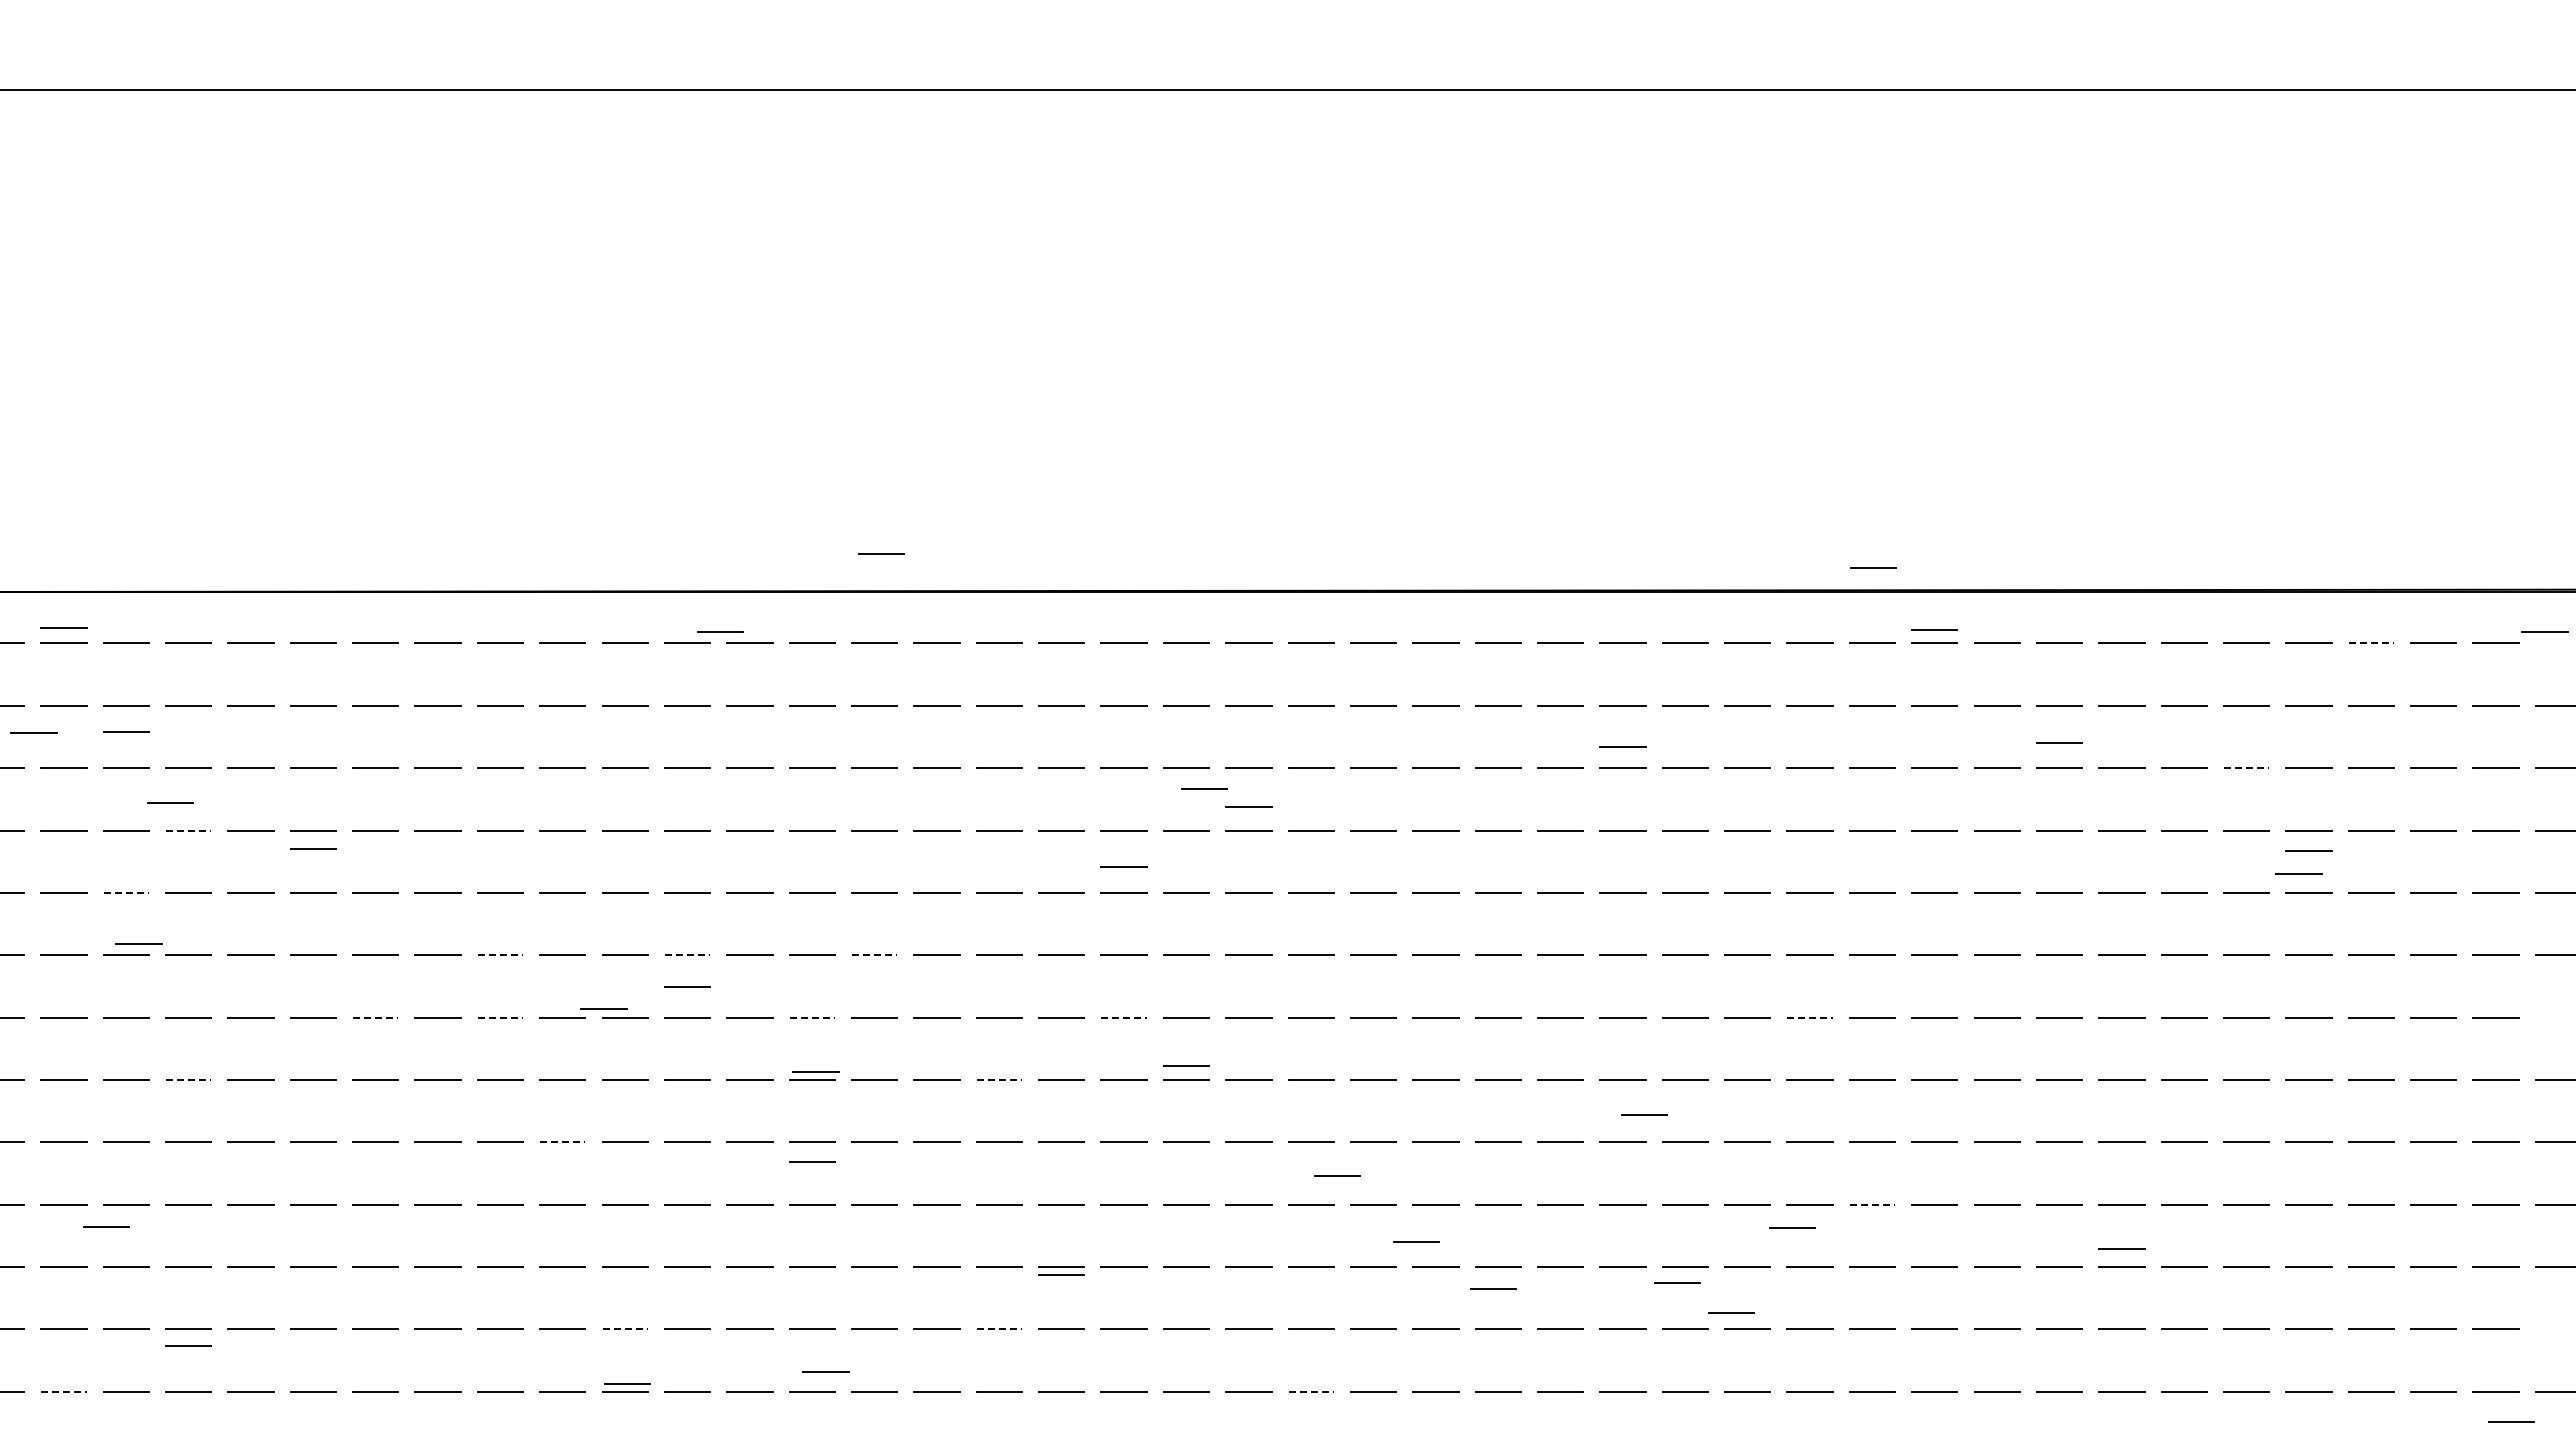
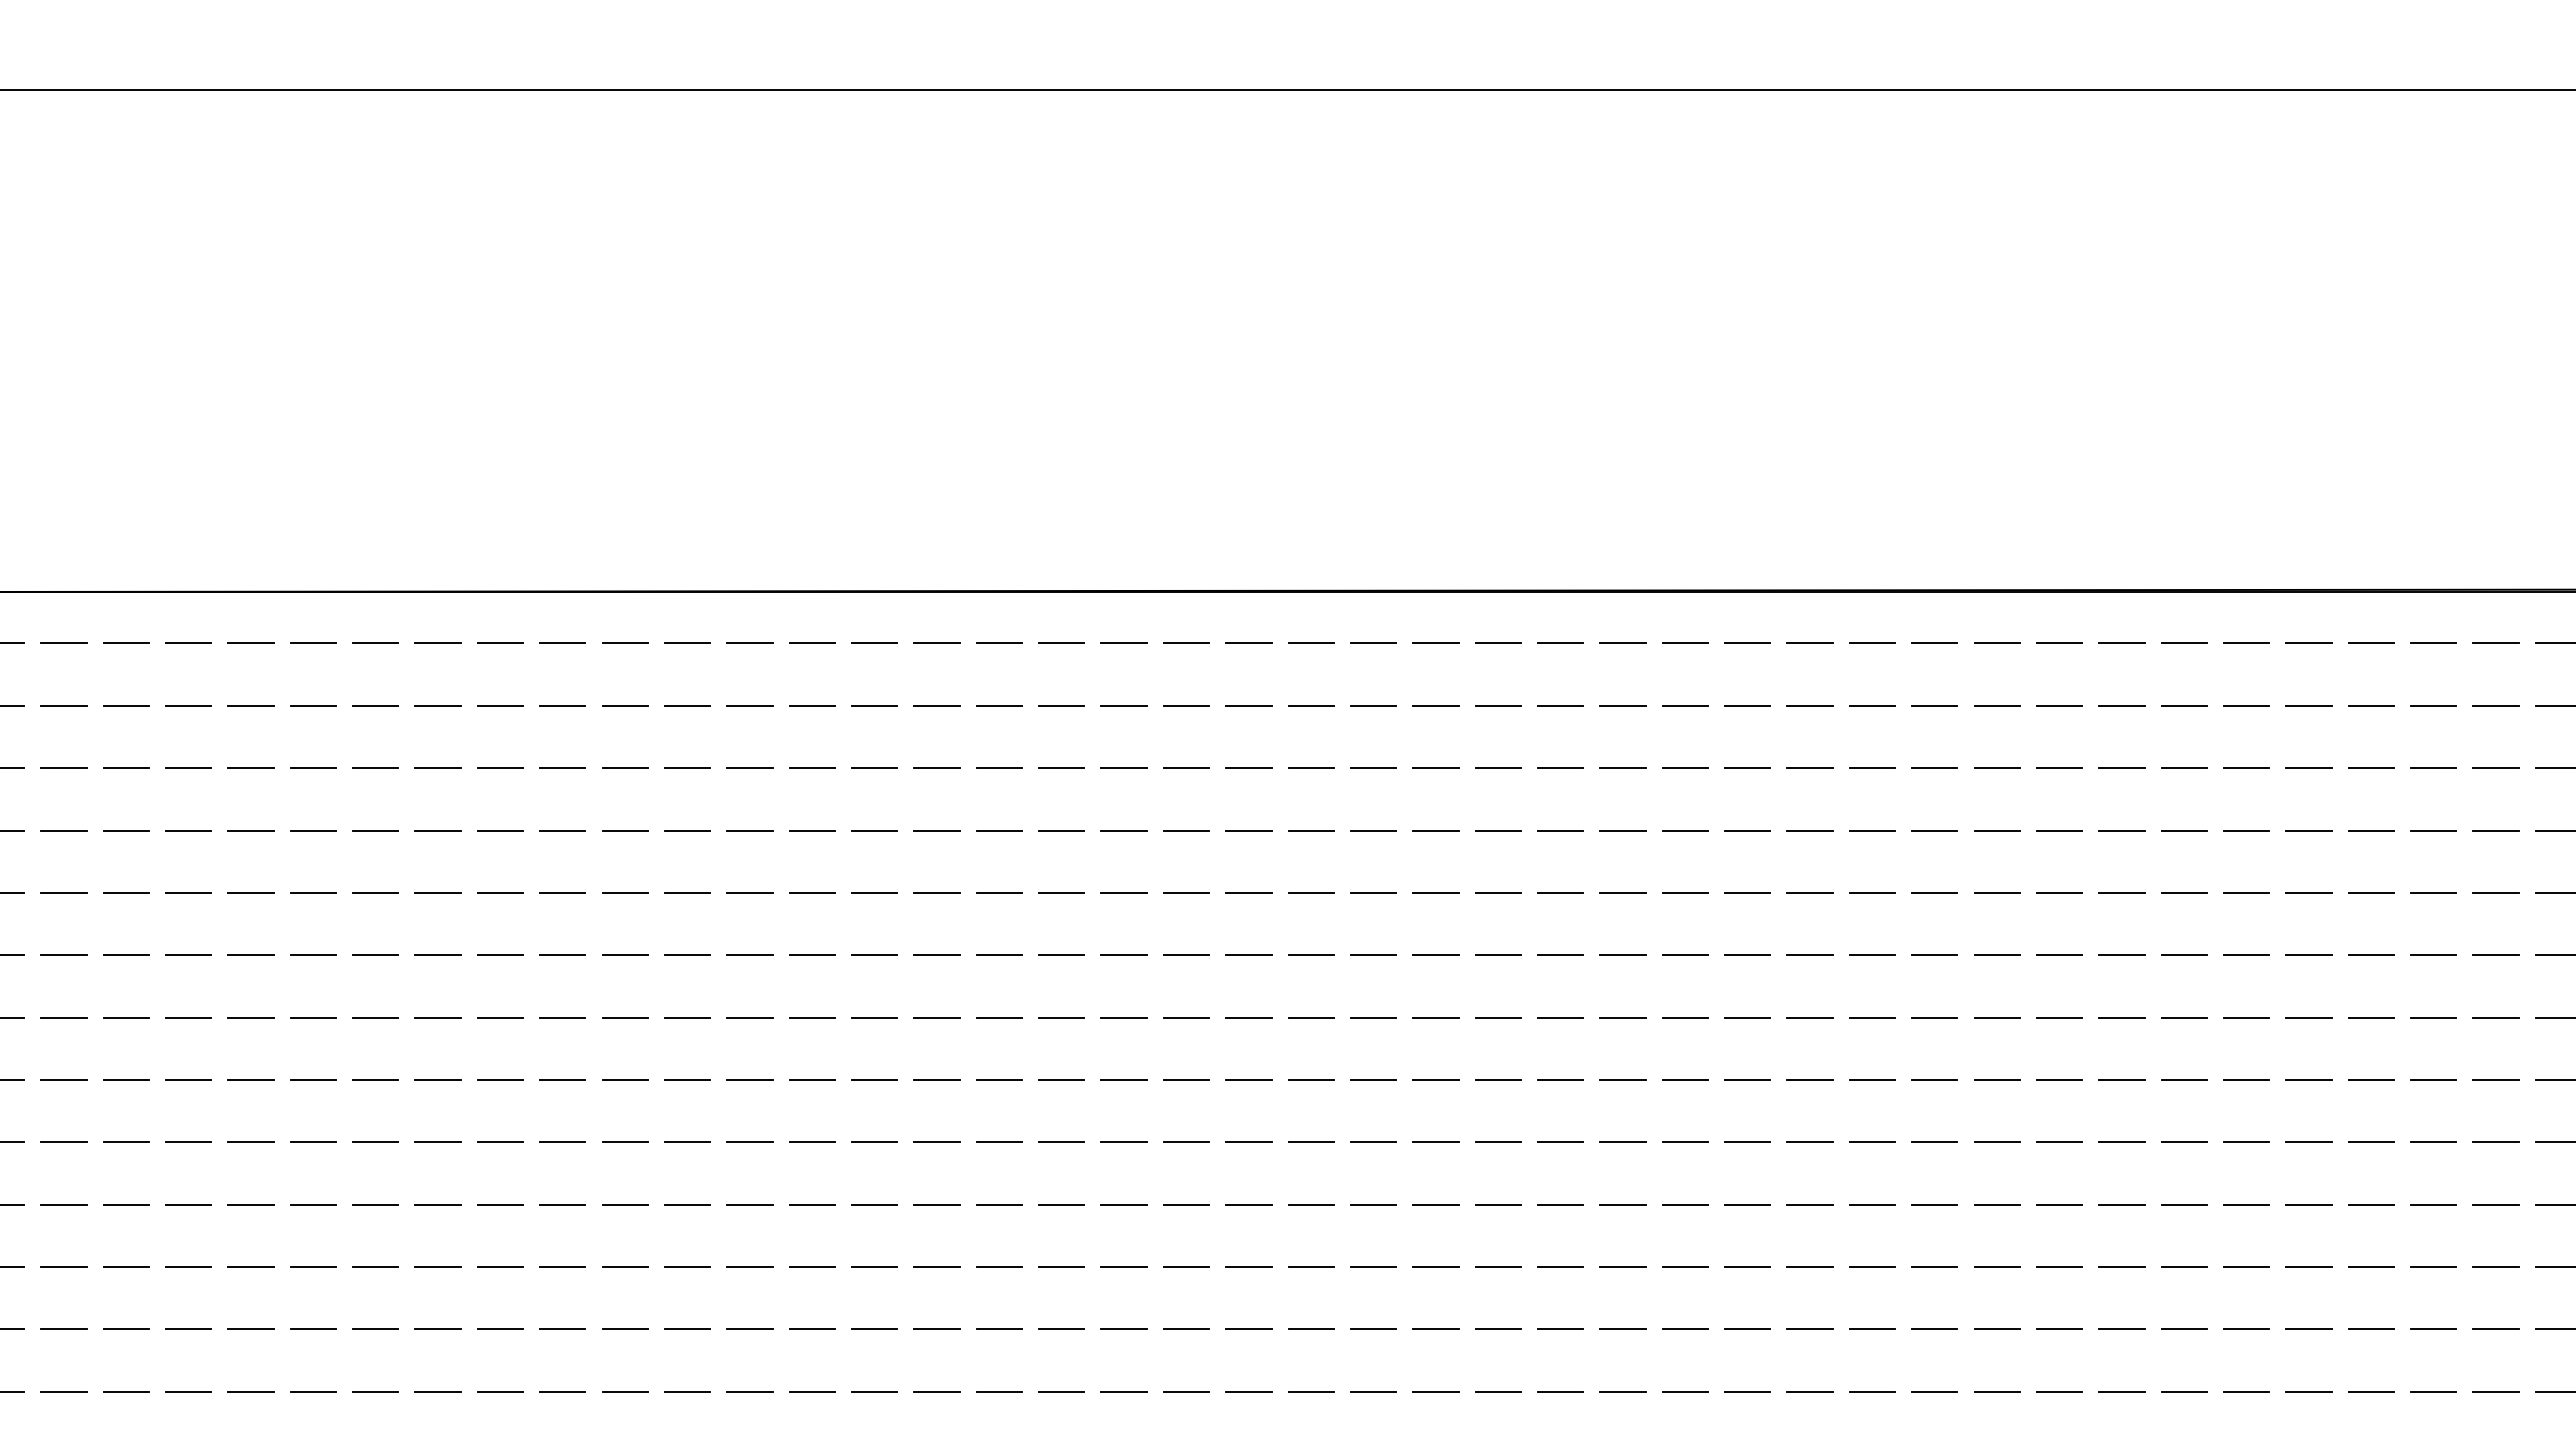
line: present -> none (881, 553)
line: present -> none (1873, 567)
line: present -> none (63, 627)
line: present -> none (1934, 629)
line: present -> none (720, 631)
line: present -> none (2544, 631)
line: dashed -> solid (2371, 643)
line: none -> present (2553, 643)
line: present -> none (126, 731)
line: present -> none (33, 732)
line: present -> none (2059, 742)
line: present -> none (1622, 746)
line: dashed -> solid (2246, 768)
line: present -> none (1204, 788)
line: present -> none (170, 802)
line: present -> none (1248, 806)
line: dashed -> solid (188, 830)
line: present -> none (313, 848)
line: present -> none (2308, 850)
line: present -> none (1123, 866)
line: present -> none (2298, 873)
line: dashed -> solid (126, 892)
line: present -> none (138, 943)
line: dashed -> solid (500, 955)
line: dashed -> solid (687, 955)
line: dashed -> solid (874, 955)
line: present -> none (687, 986)
line: present -> none (603, 1008)
line: dashed -> solid (375, 1017)
line: dashed -> solid (500, 1017)
line: dashed -> solid (812, 1017)
line: dashed -> solid (1124, 1017)
line: dashed -> solid (1810, 1017)
line: none -> present (2553, 1017)
line: present -> none (1186, 1065)
line: present -> none (815, 1071)
line: dashed -> solid (188, 1079)
line: dashed -> solid (999, 1079)
line: present -> none (1644, 1114)
line: dashed -> solid (562, 1142)
line: present -> none (812, 1161)
line: present -> none (1337, 1175)
line: dashed -> solid (1872, 1204)
line: present -> none (106, 1226)
line: present -> none (1792, 1227)
line: present -> none (1416, 1241)
line: present -> none (2121, 1248)
line: present -> none (1061, 1274)
line: present -> none (1677, 1282)
line: present -> none (1493, 1288)
line: present -> none (1731, 1312)
line: dashed -> solid (625, 1329)
line: dashed -> solid (999, 1329)
line: none -> present (2553, 1329)
line: present -> none (188, 1345)
line: present -> none (825, 1371)
line: present -> none (627, 1383)
line: dashed -> solid (63, 1391)
line: dashed -> solid (1311, 1391)
line: present -> none (2511, 1421)
